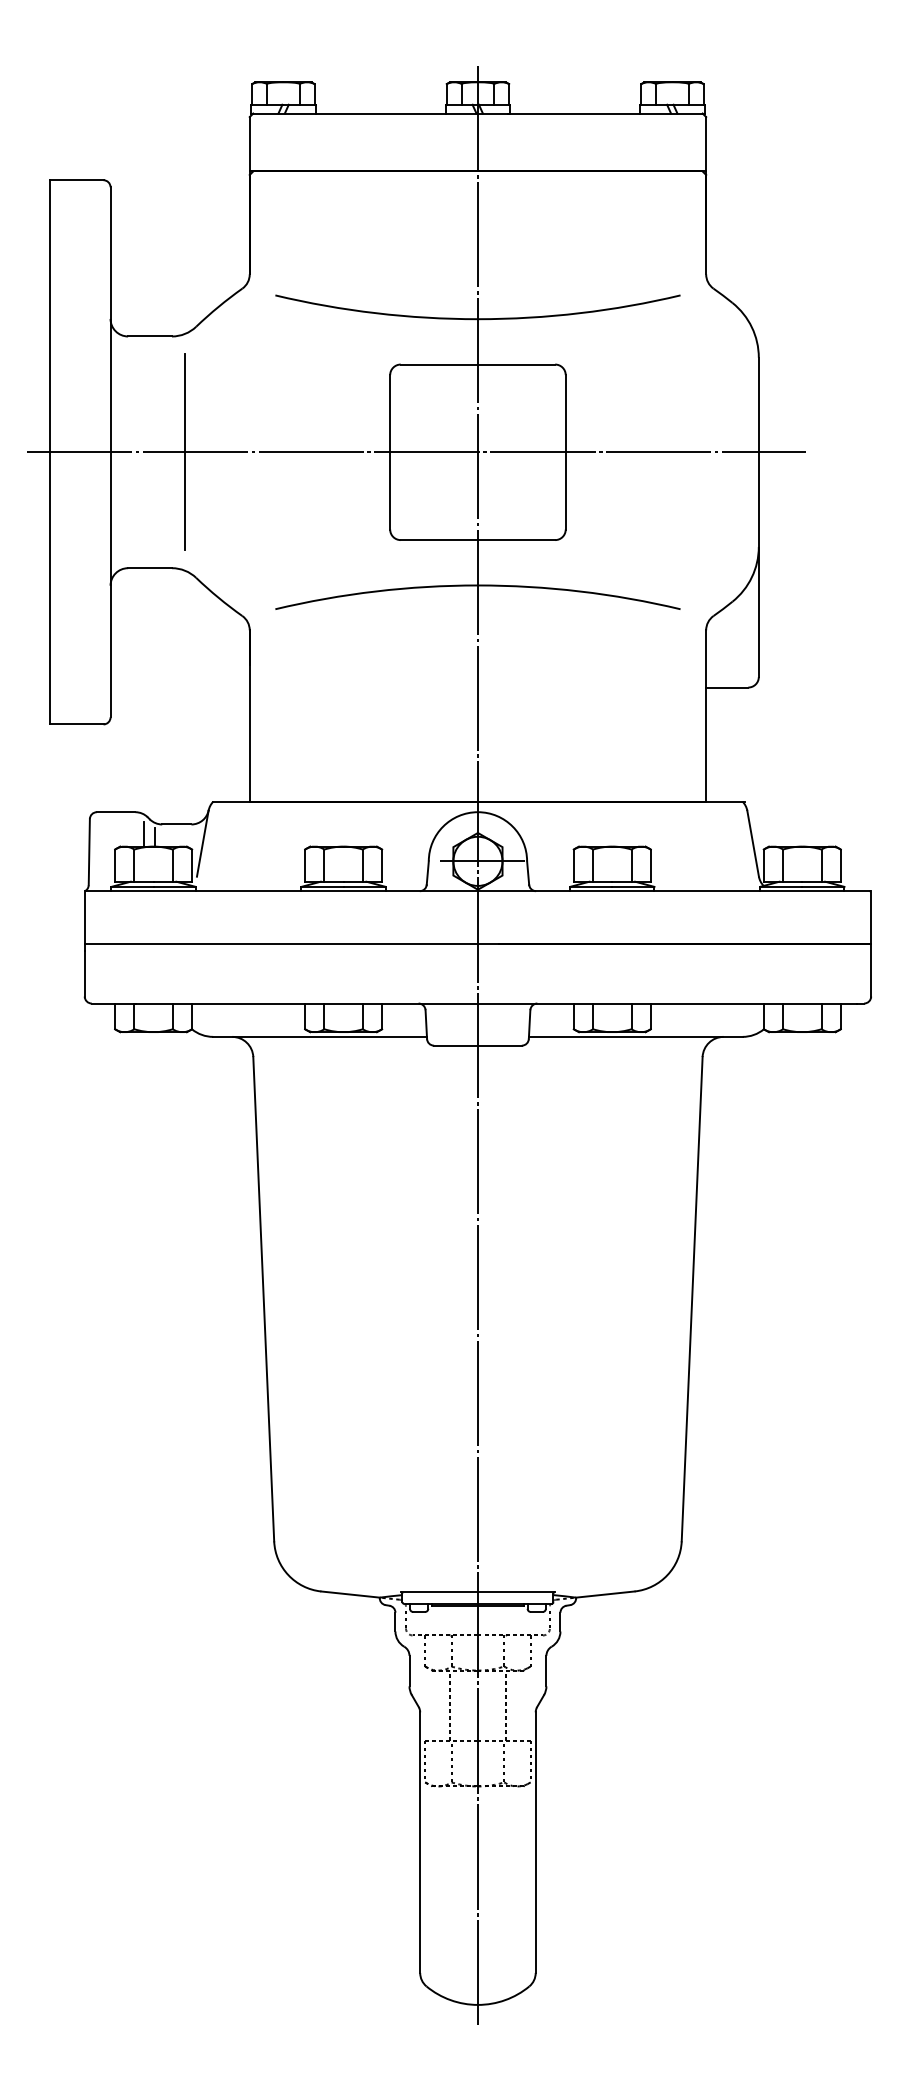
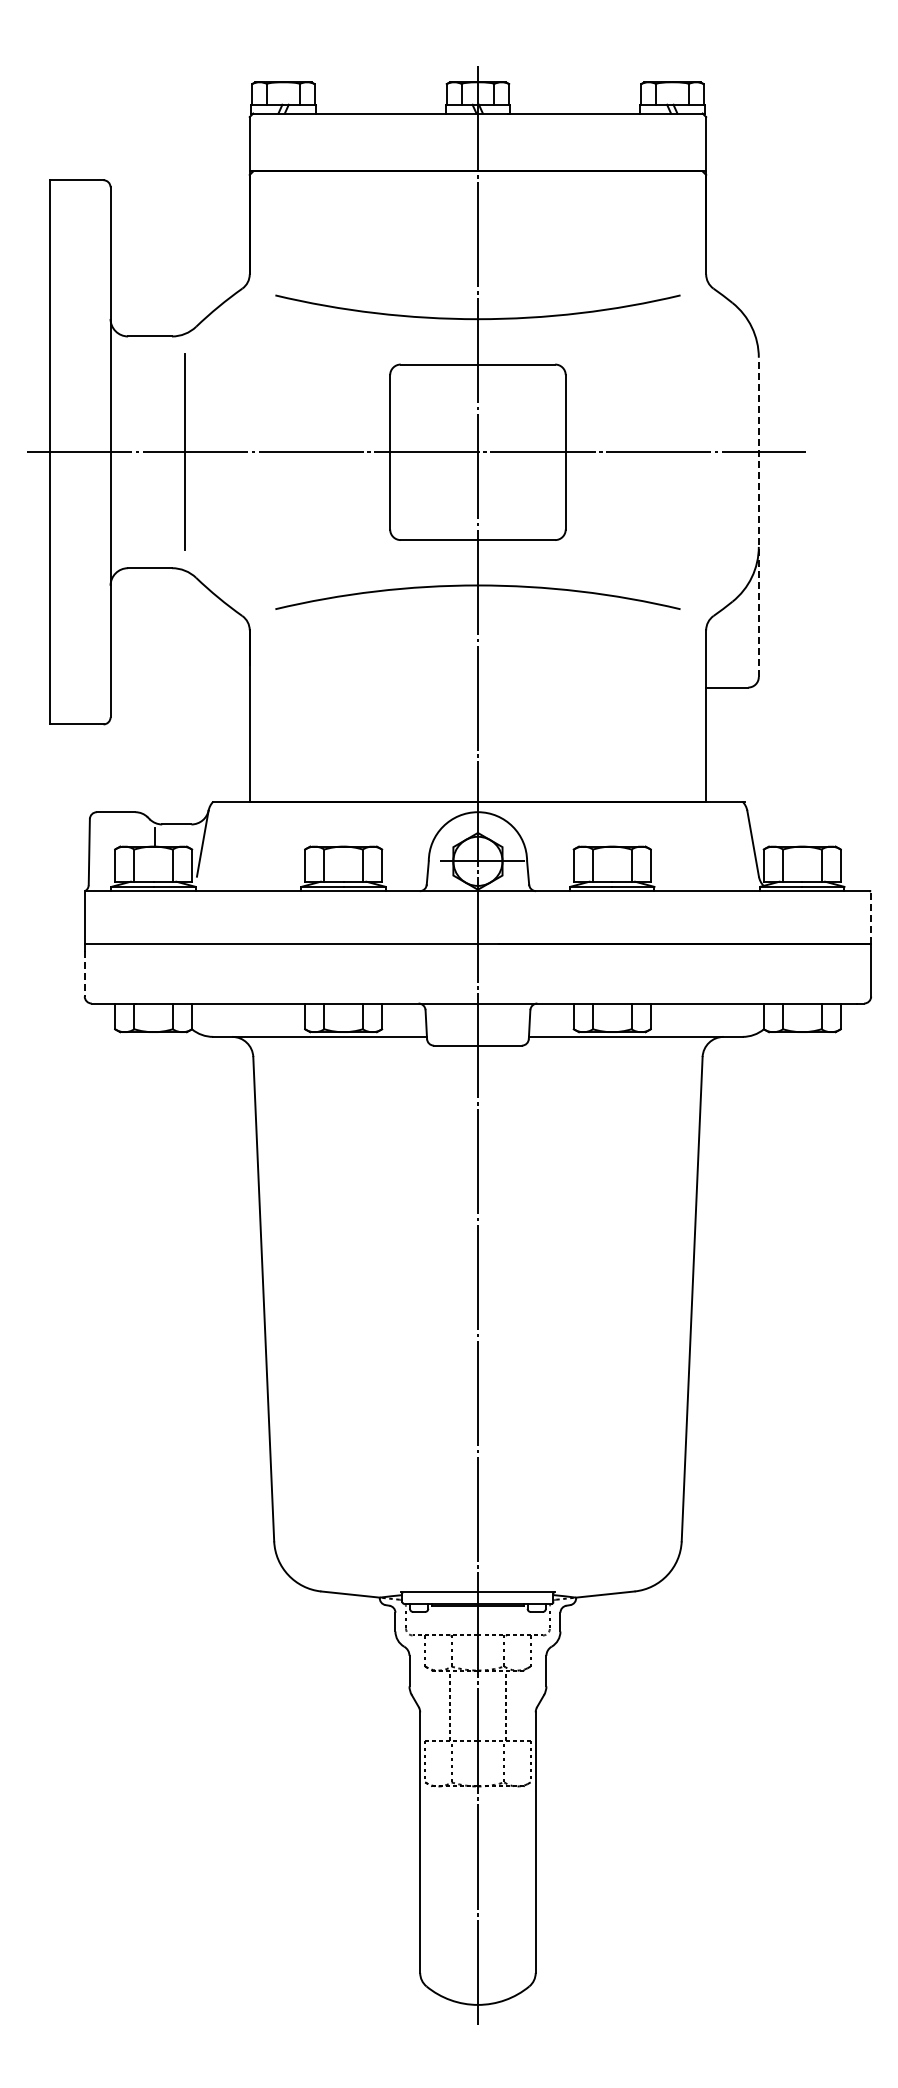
line: solid -> dashed (758, 517)
line: present -> none (144, 834)
line: solid -> dashed (871, 917)
line: solid -> dashed (84, 973)
